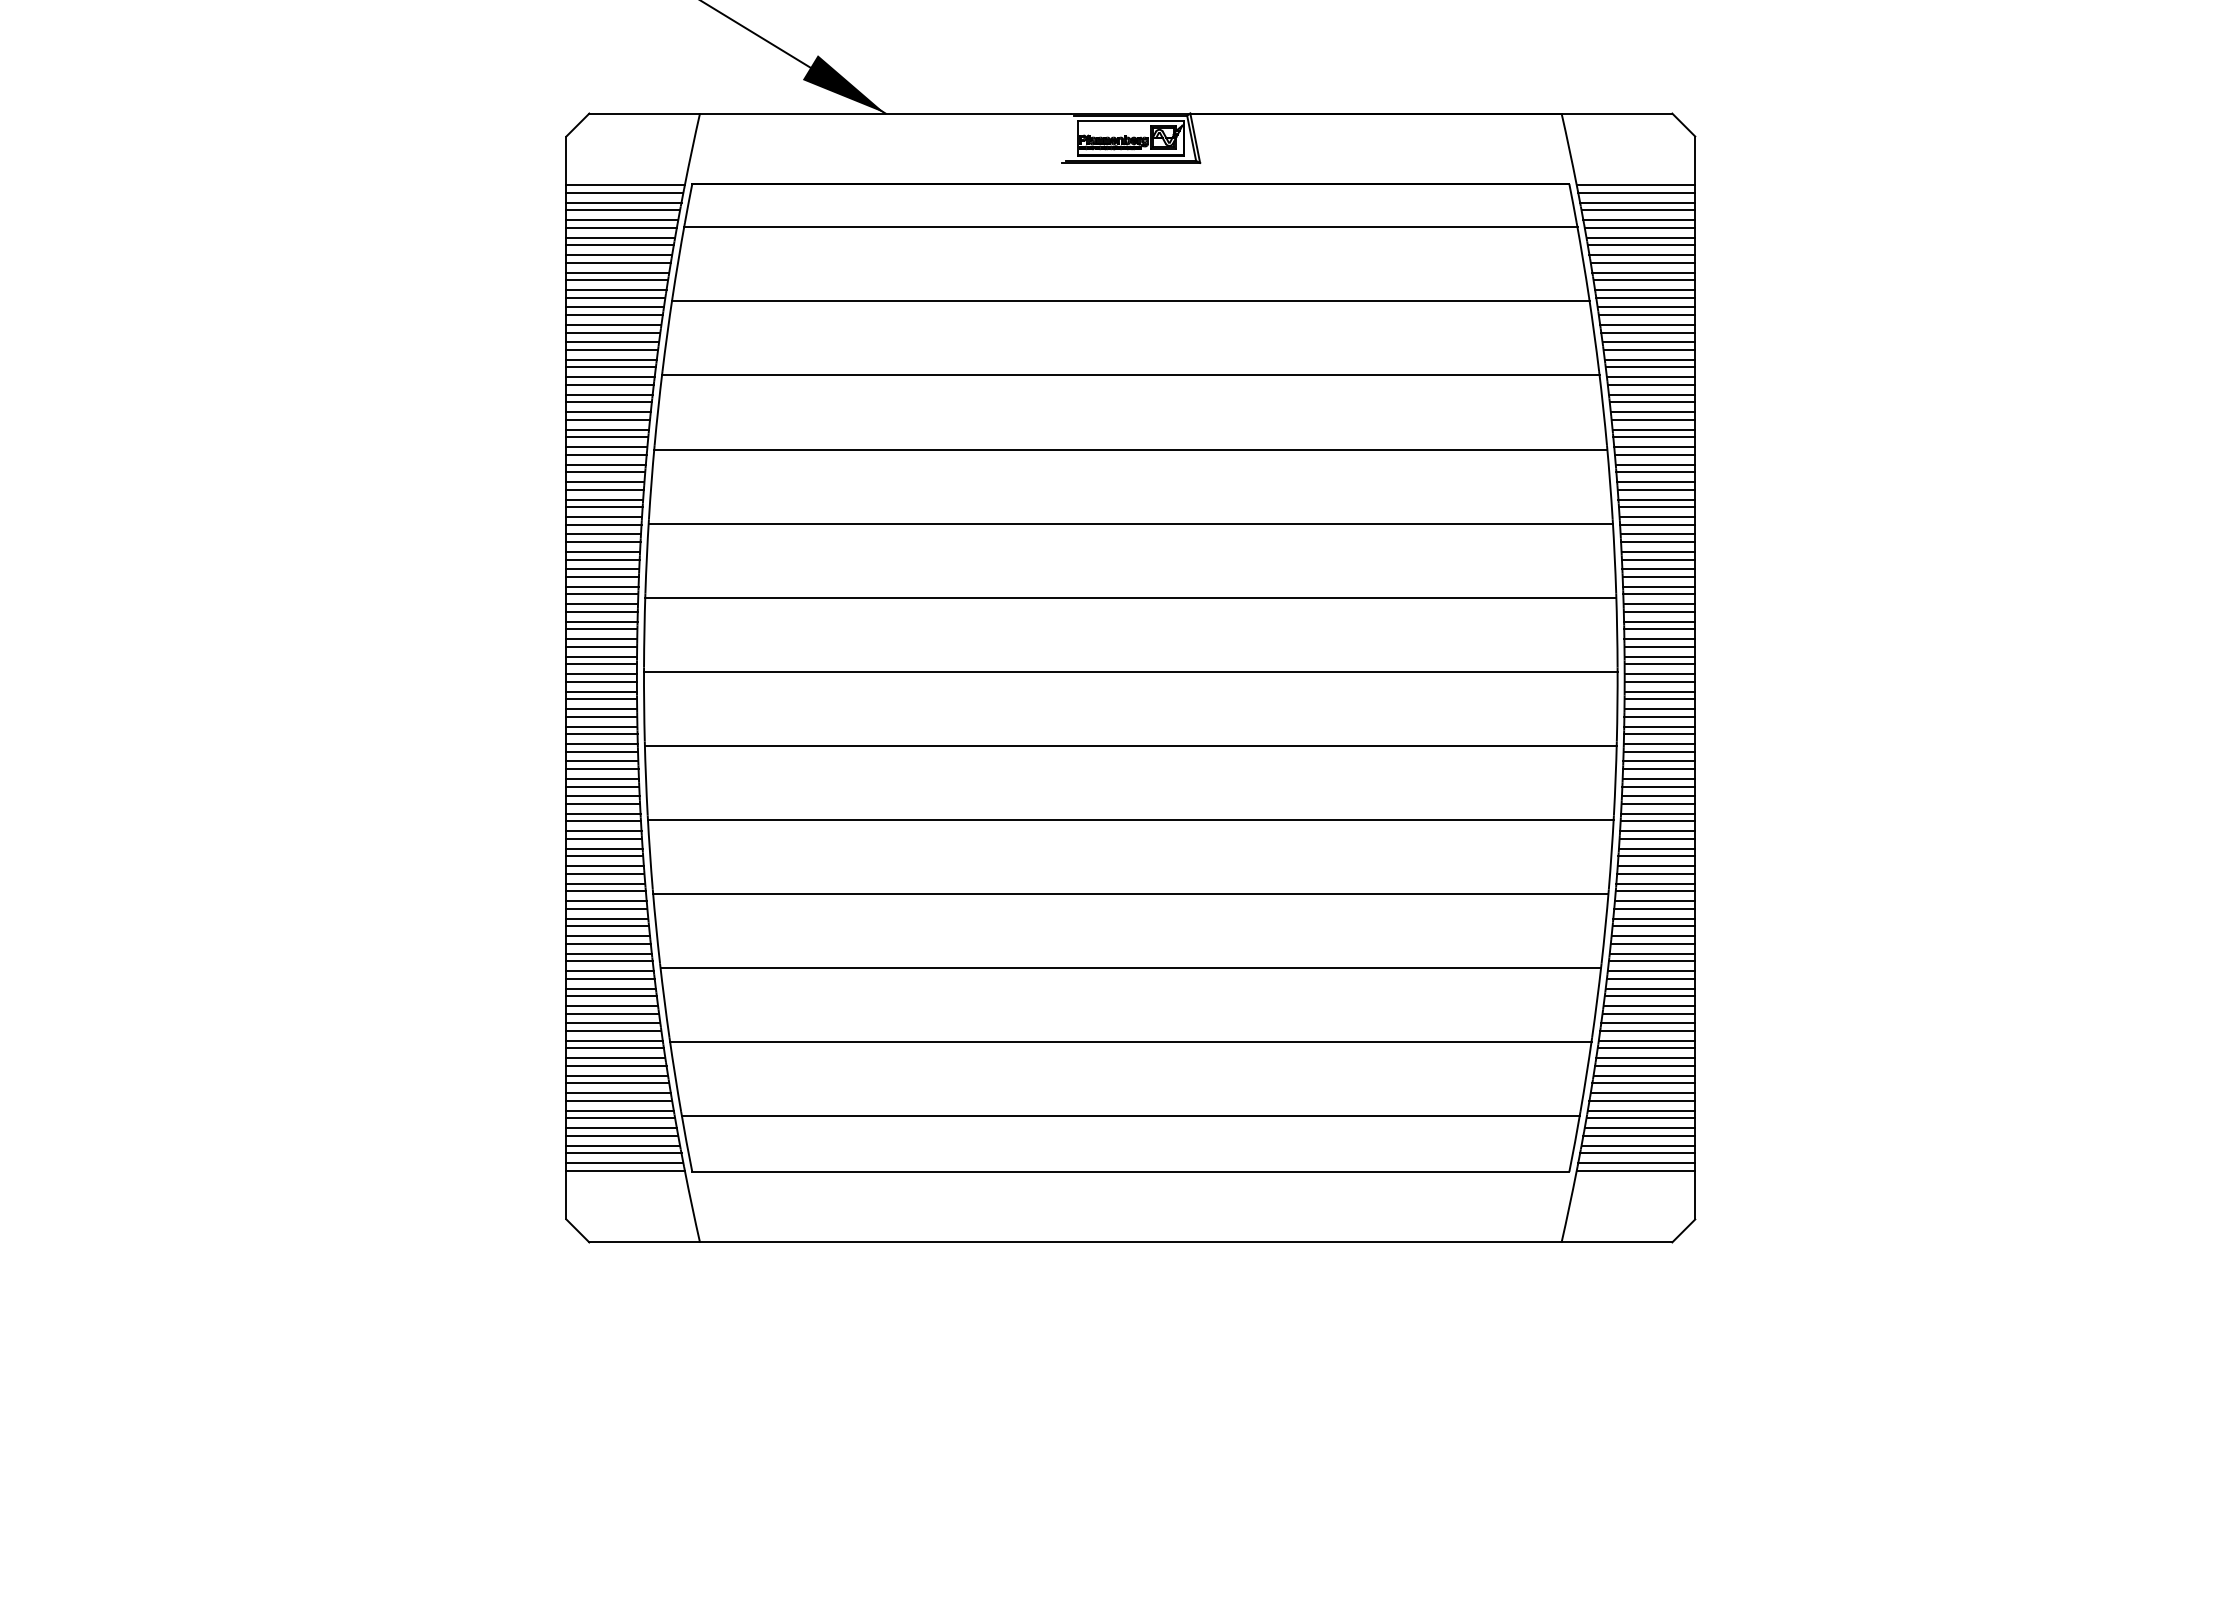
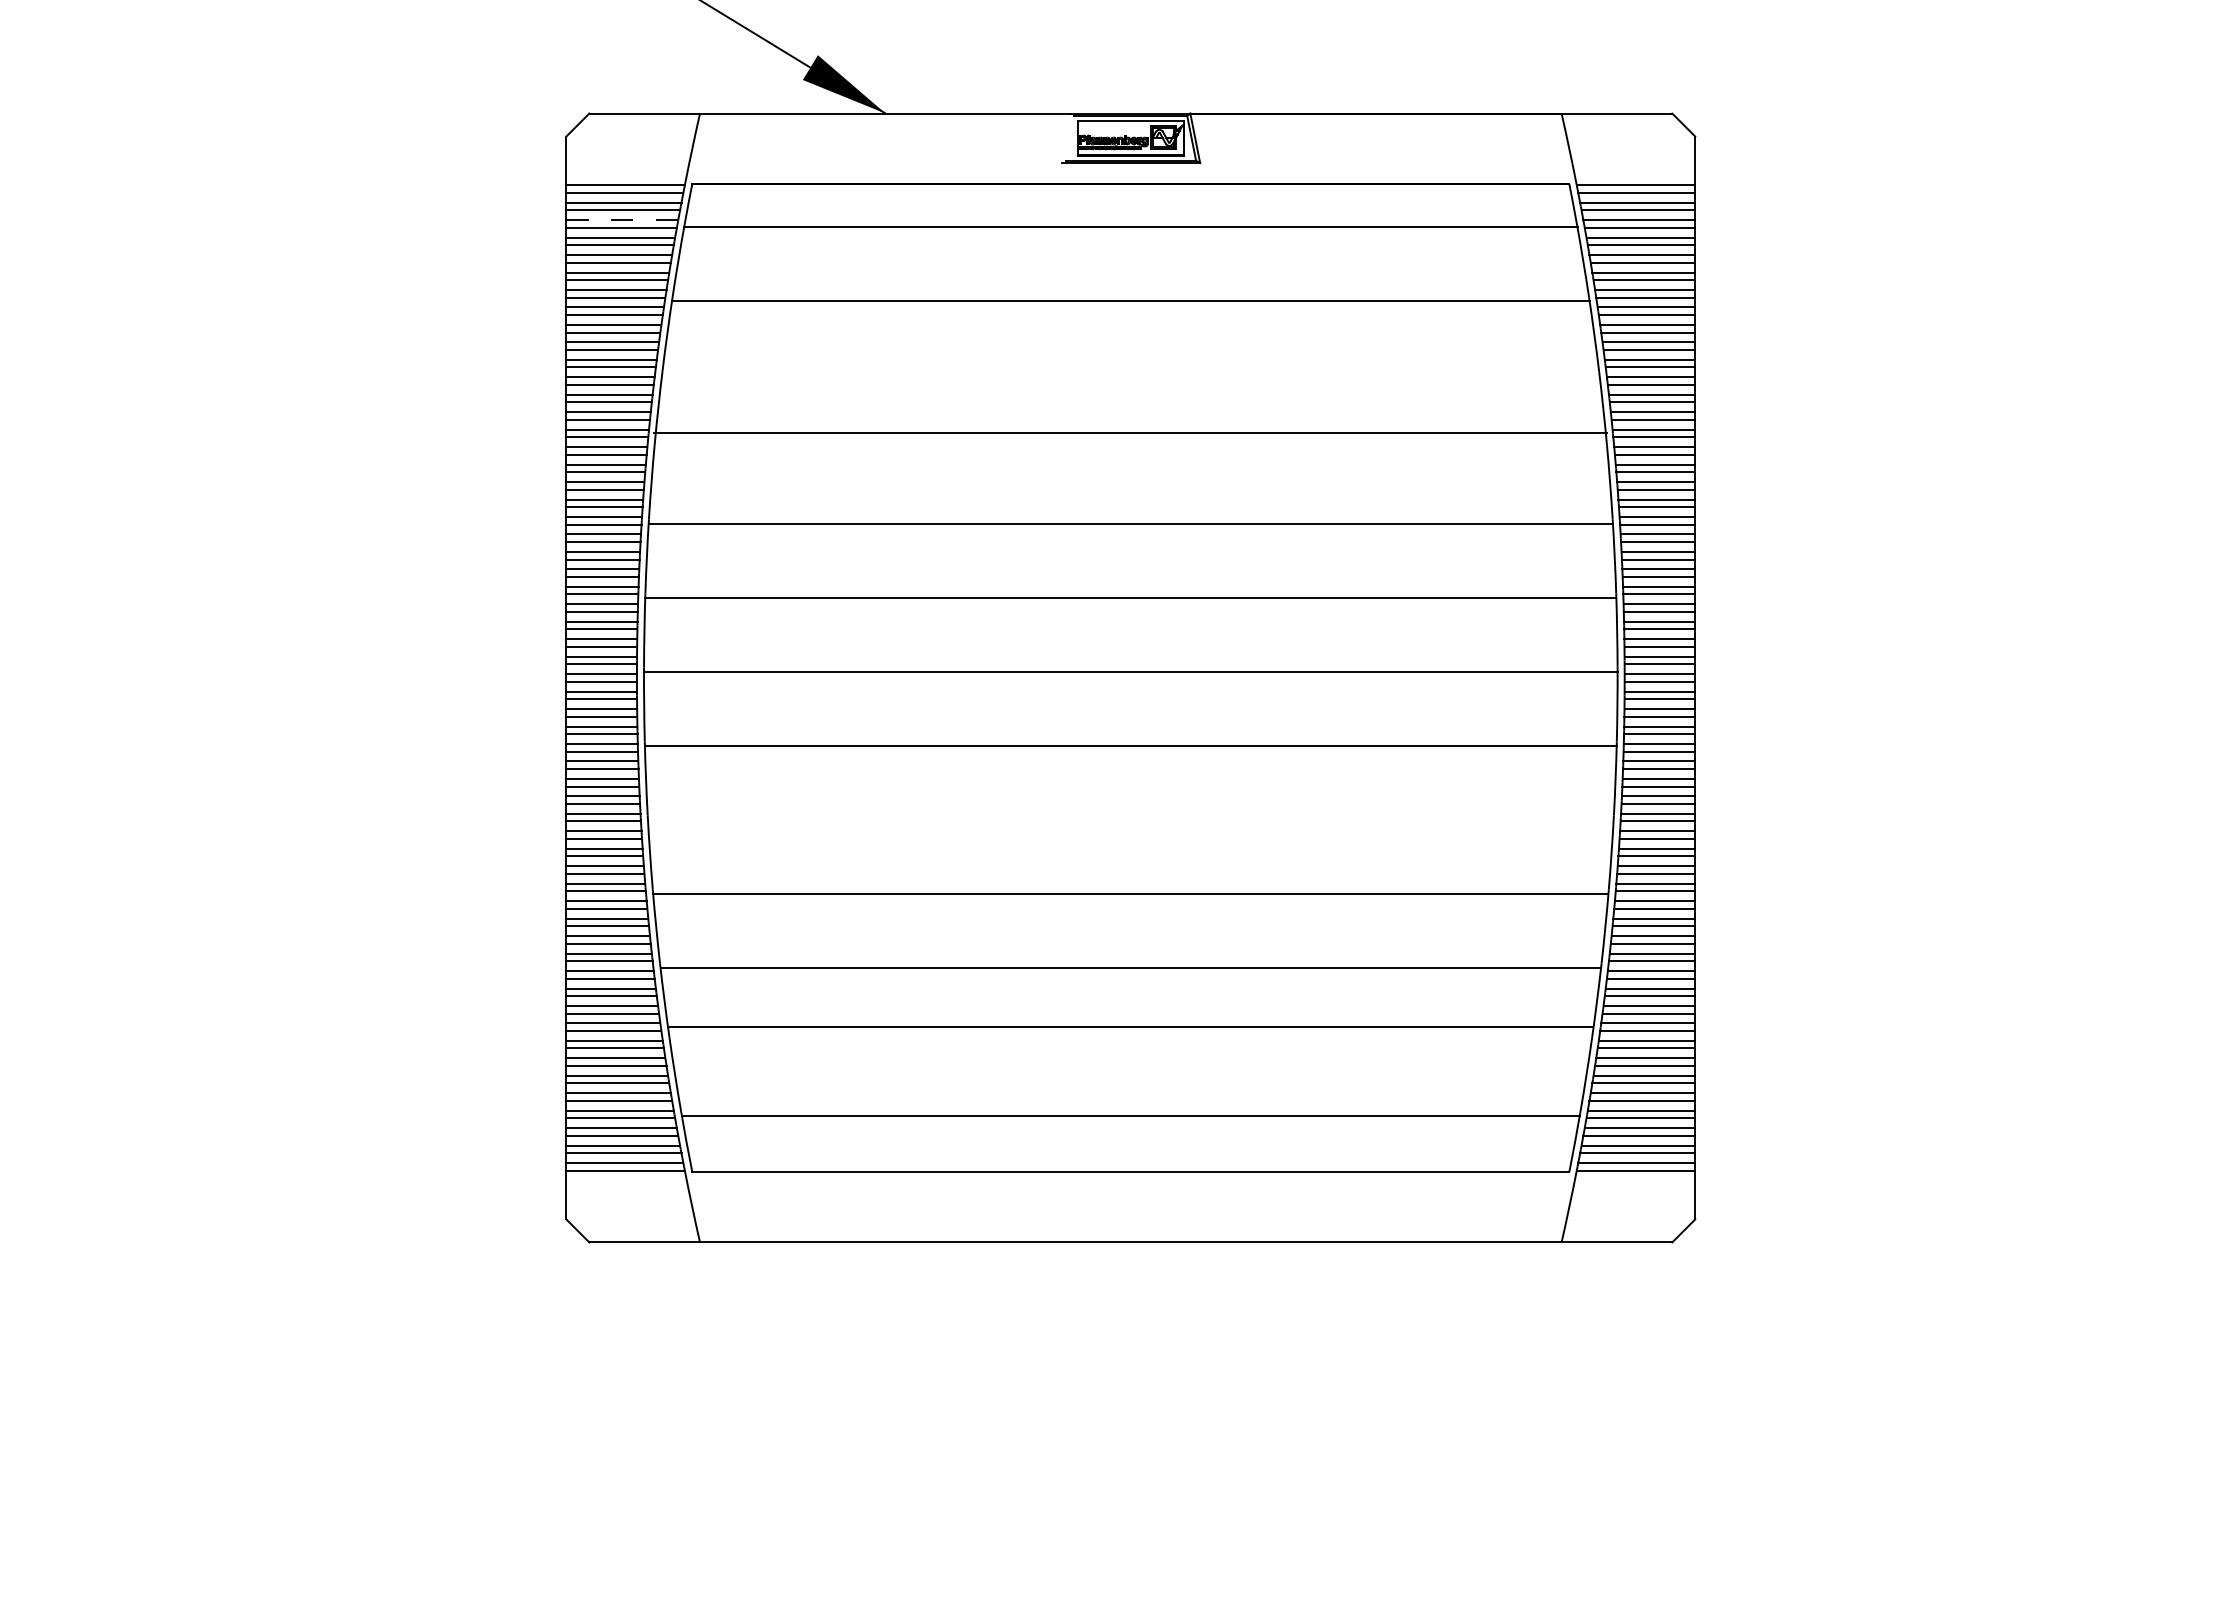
line: solid -> dashed (622, 220)
line: present -> none (1130, 375)
line position: (1130, 449) -> (1130, 432) (1130, 432)
line: present -> none (1130, 819)
line position: (1130, 1042) -> (1130, 1027) (1130, 1027)
